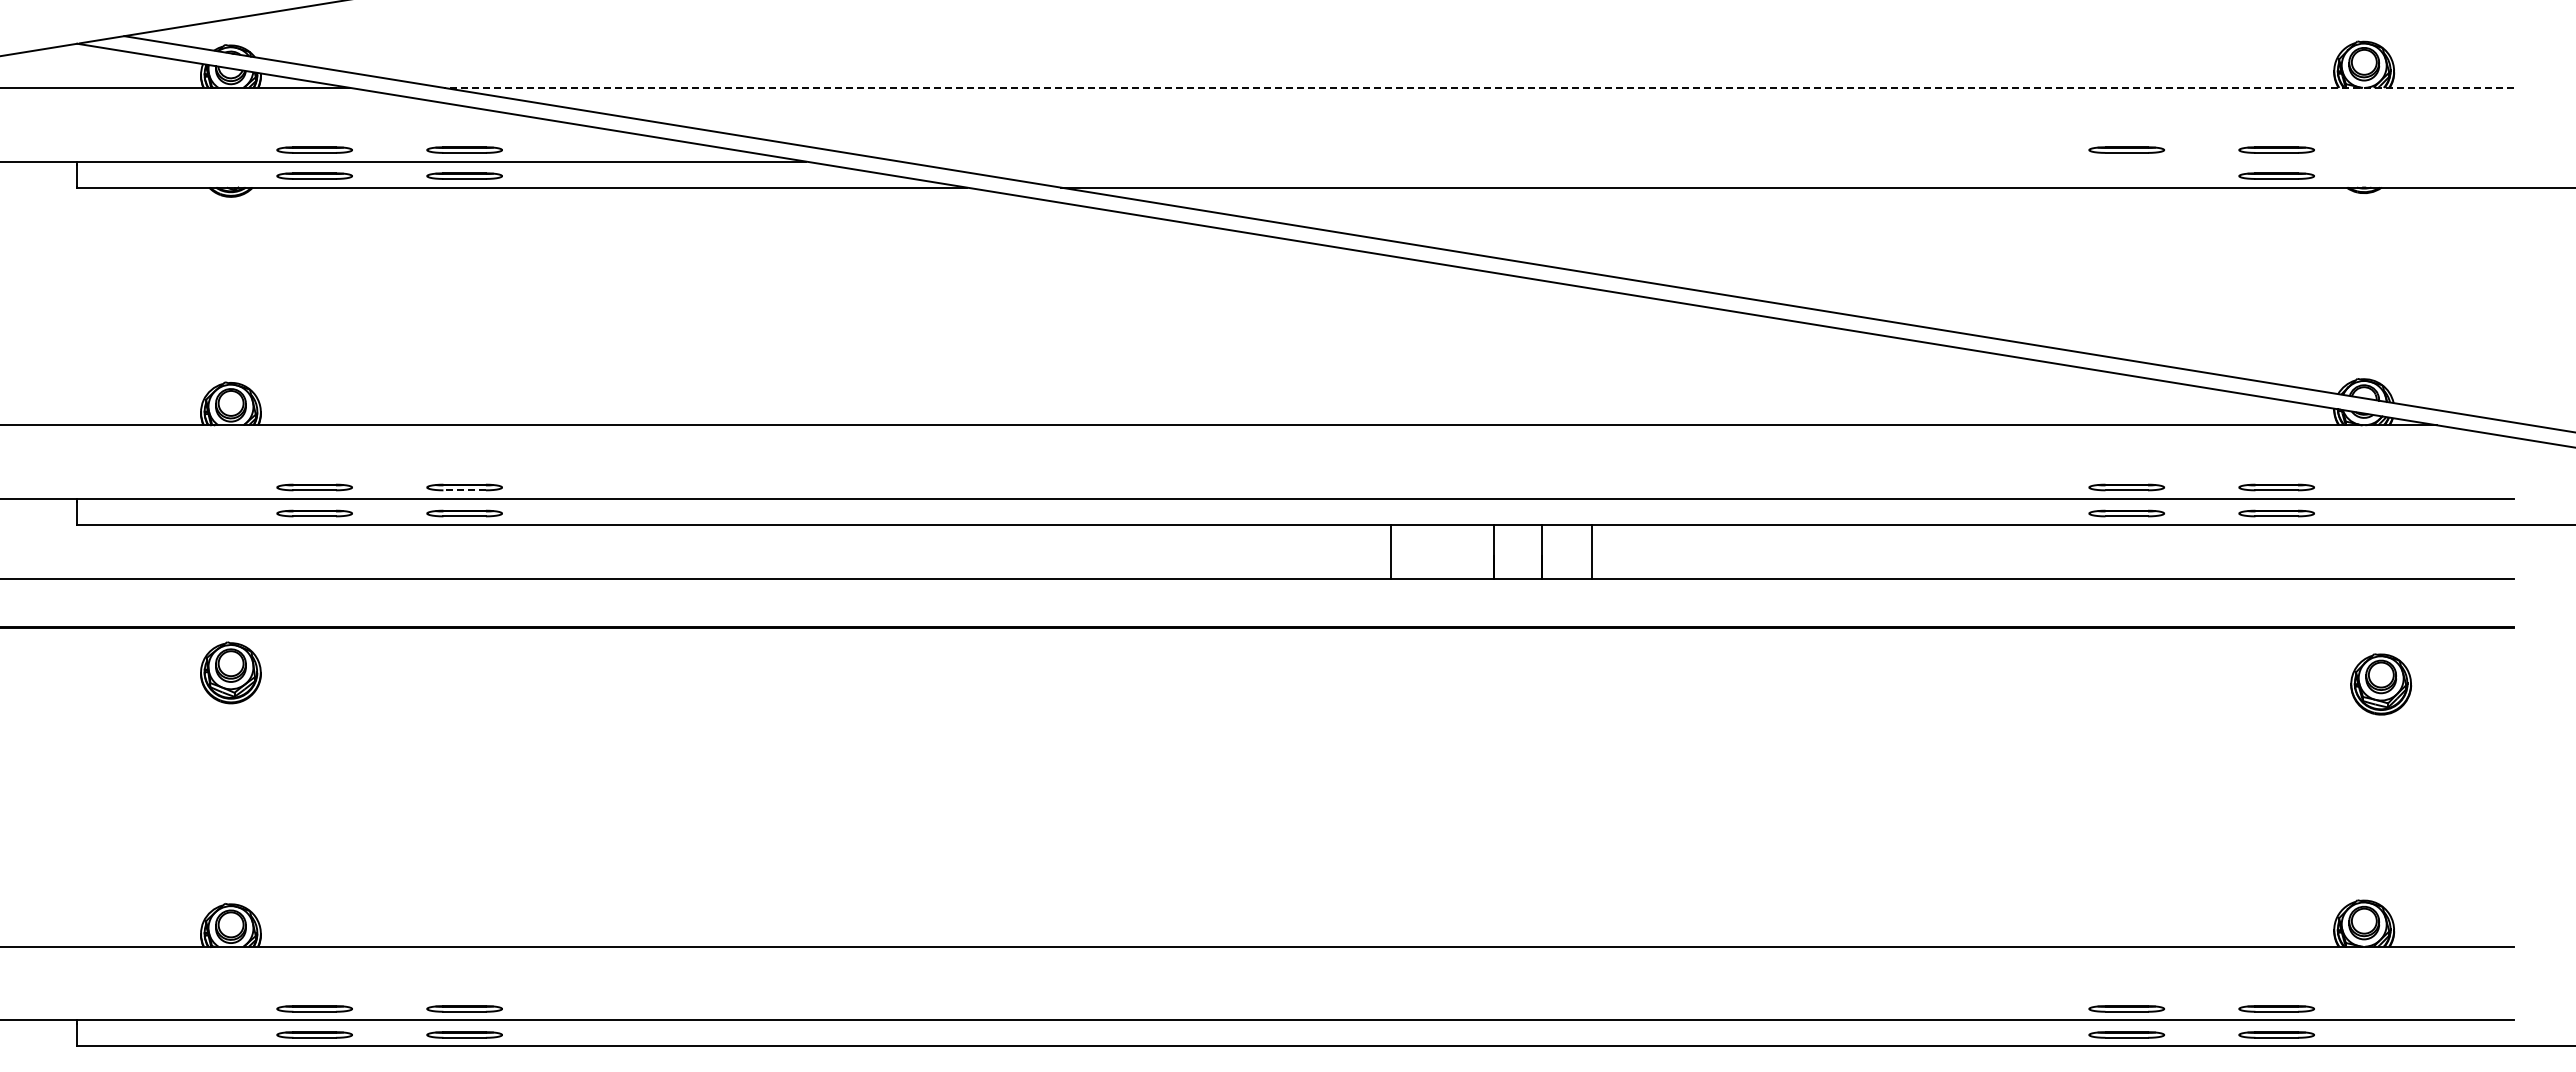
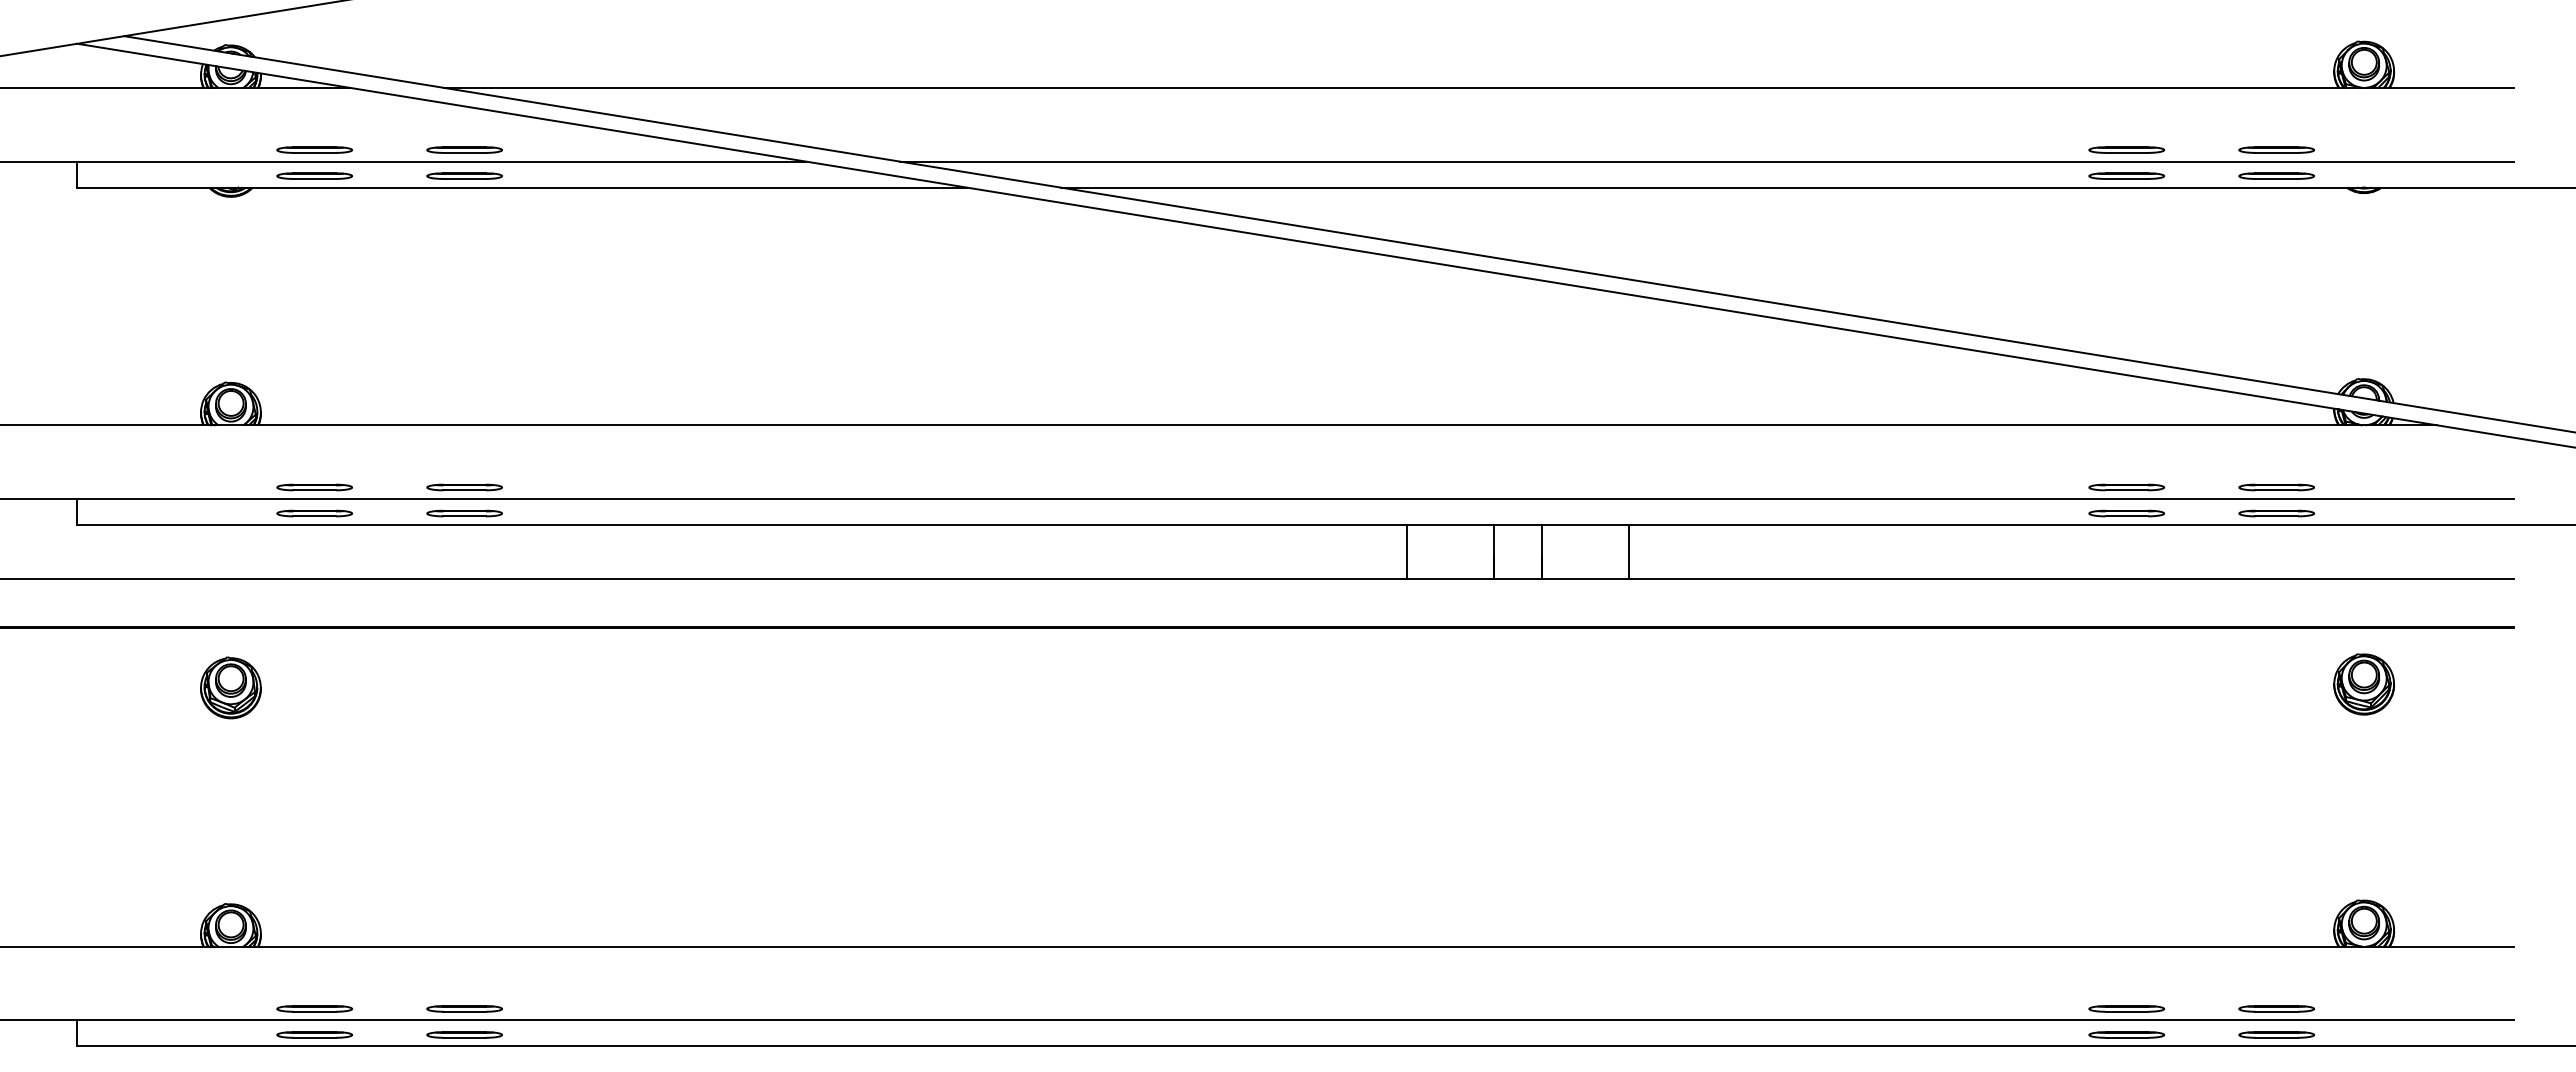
line: dashed -> solid (1478, 87)
line: none -> present (1706, 161)
part: none -> present (2126, 175)
line: dashed -> solid (464, 490)
line position: (1390, 552) -> (1406, 552) (1406, 552)
line position: (1592, 552) -> (1629, 552) (1629, 552)
part position: (230, 672) -> (230, 687) (230, 687)
part position: (2381, 684) -> (2364, 684) (2364, 684)
